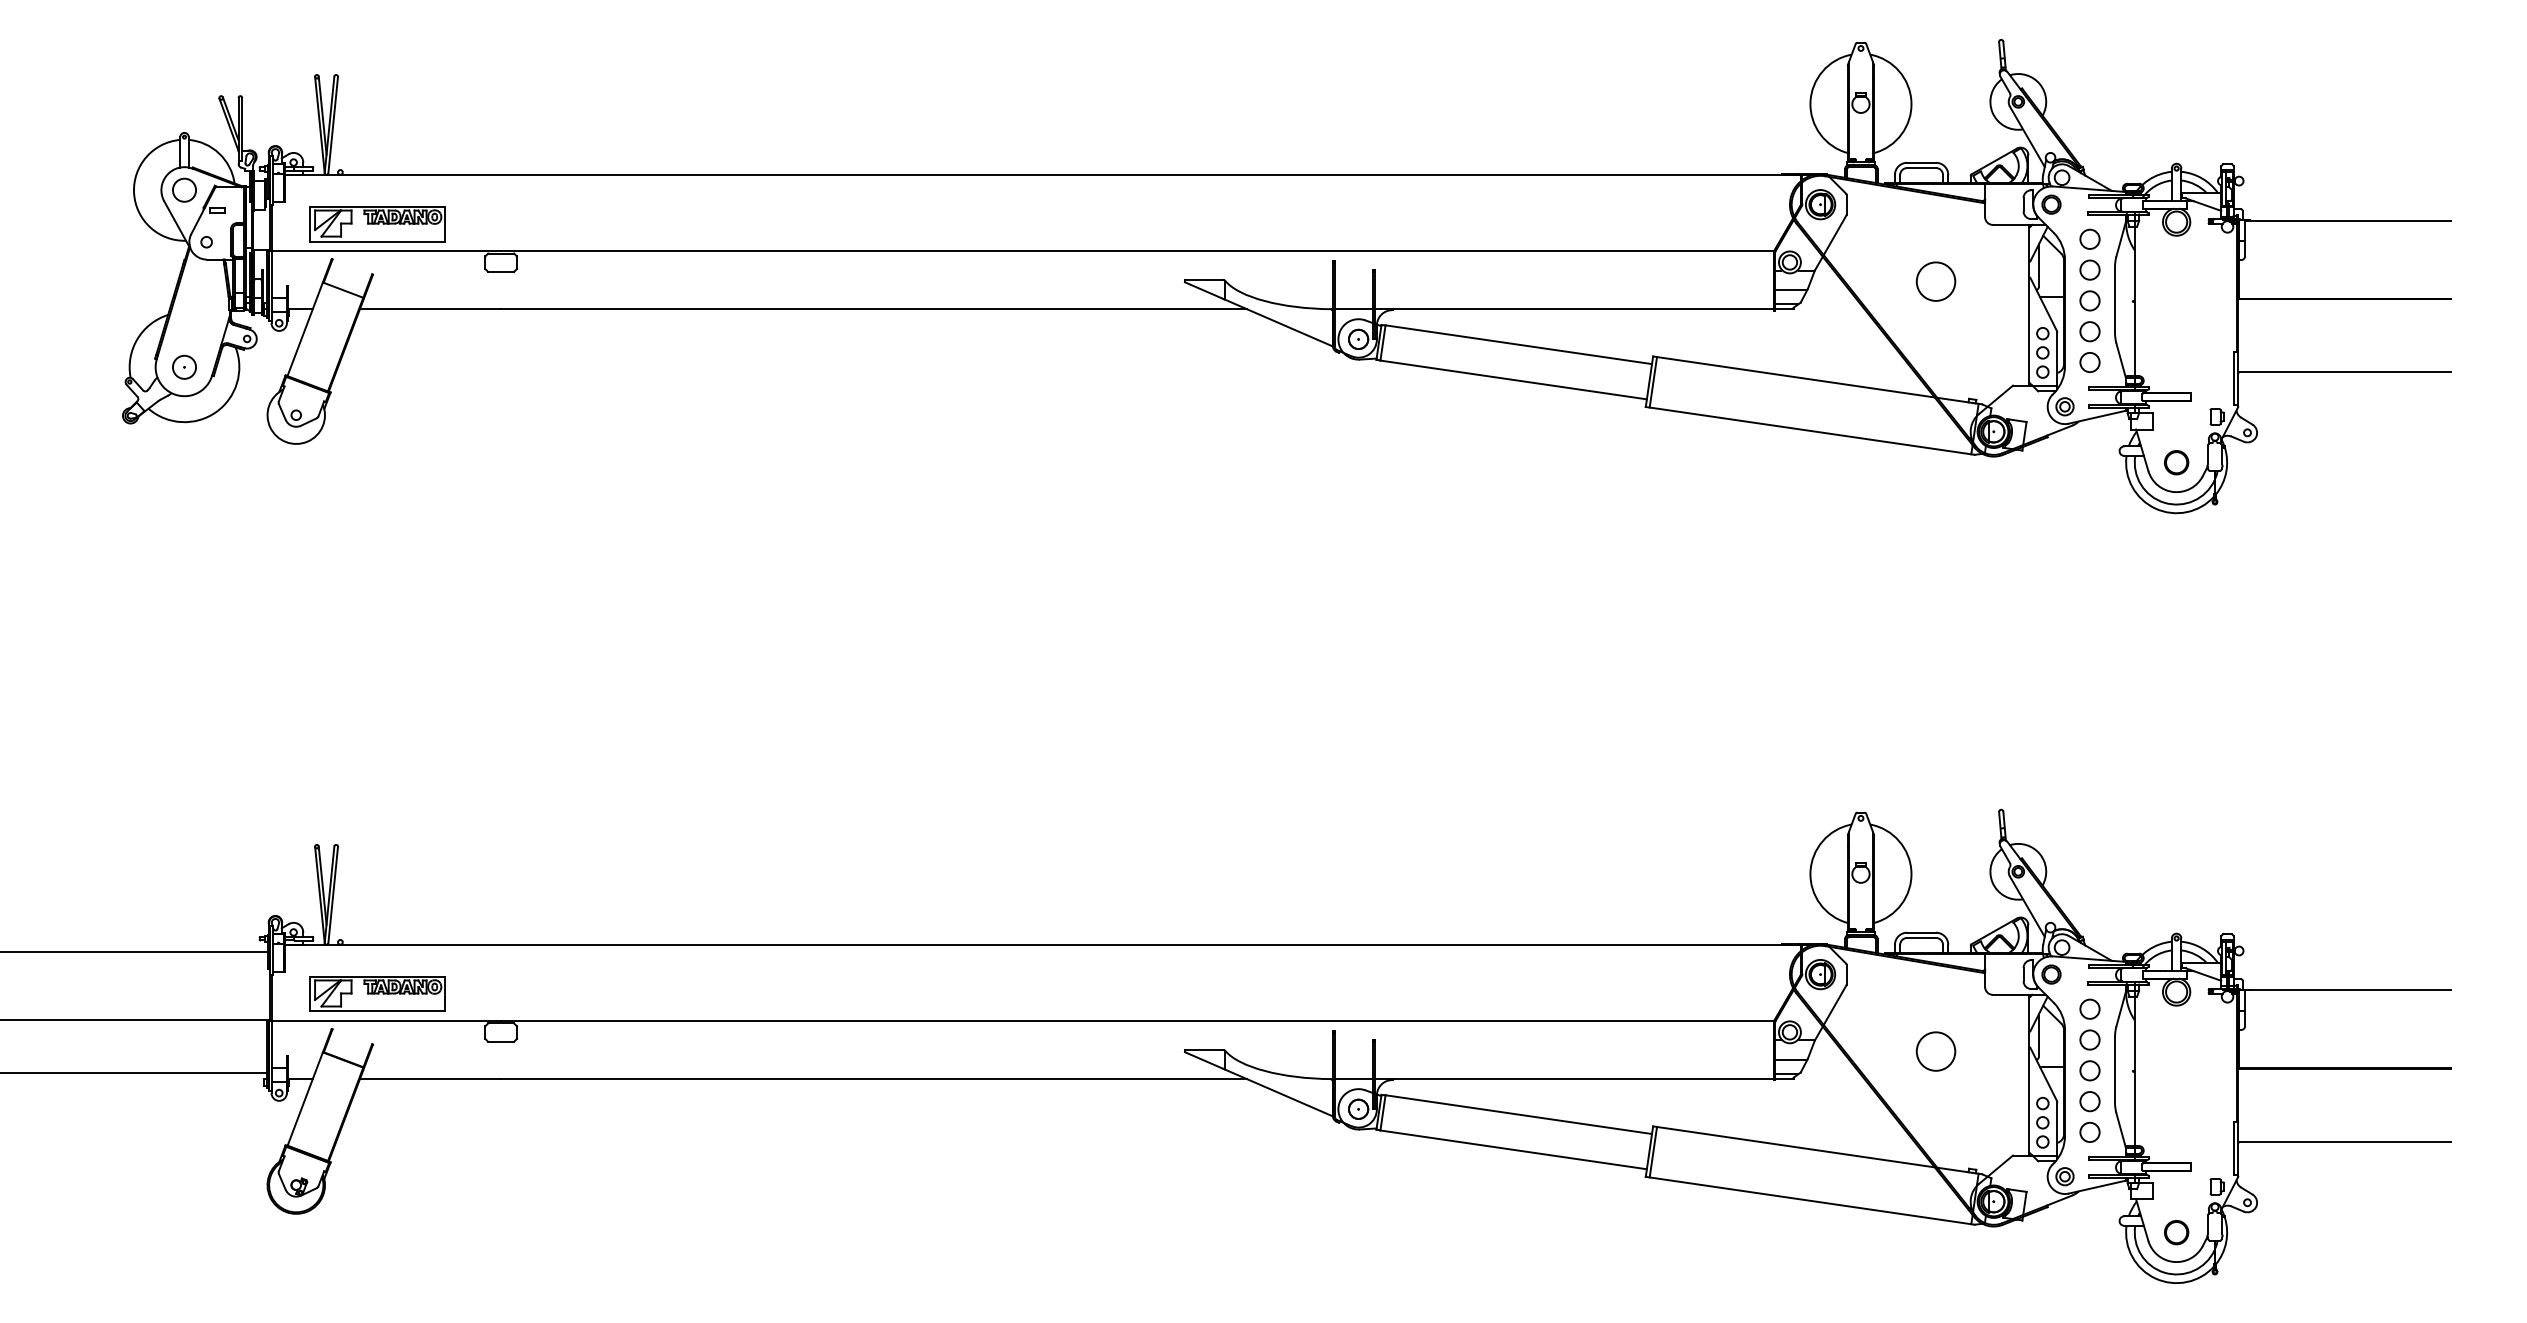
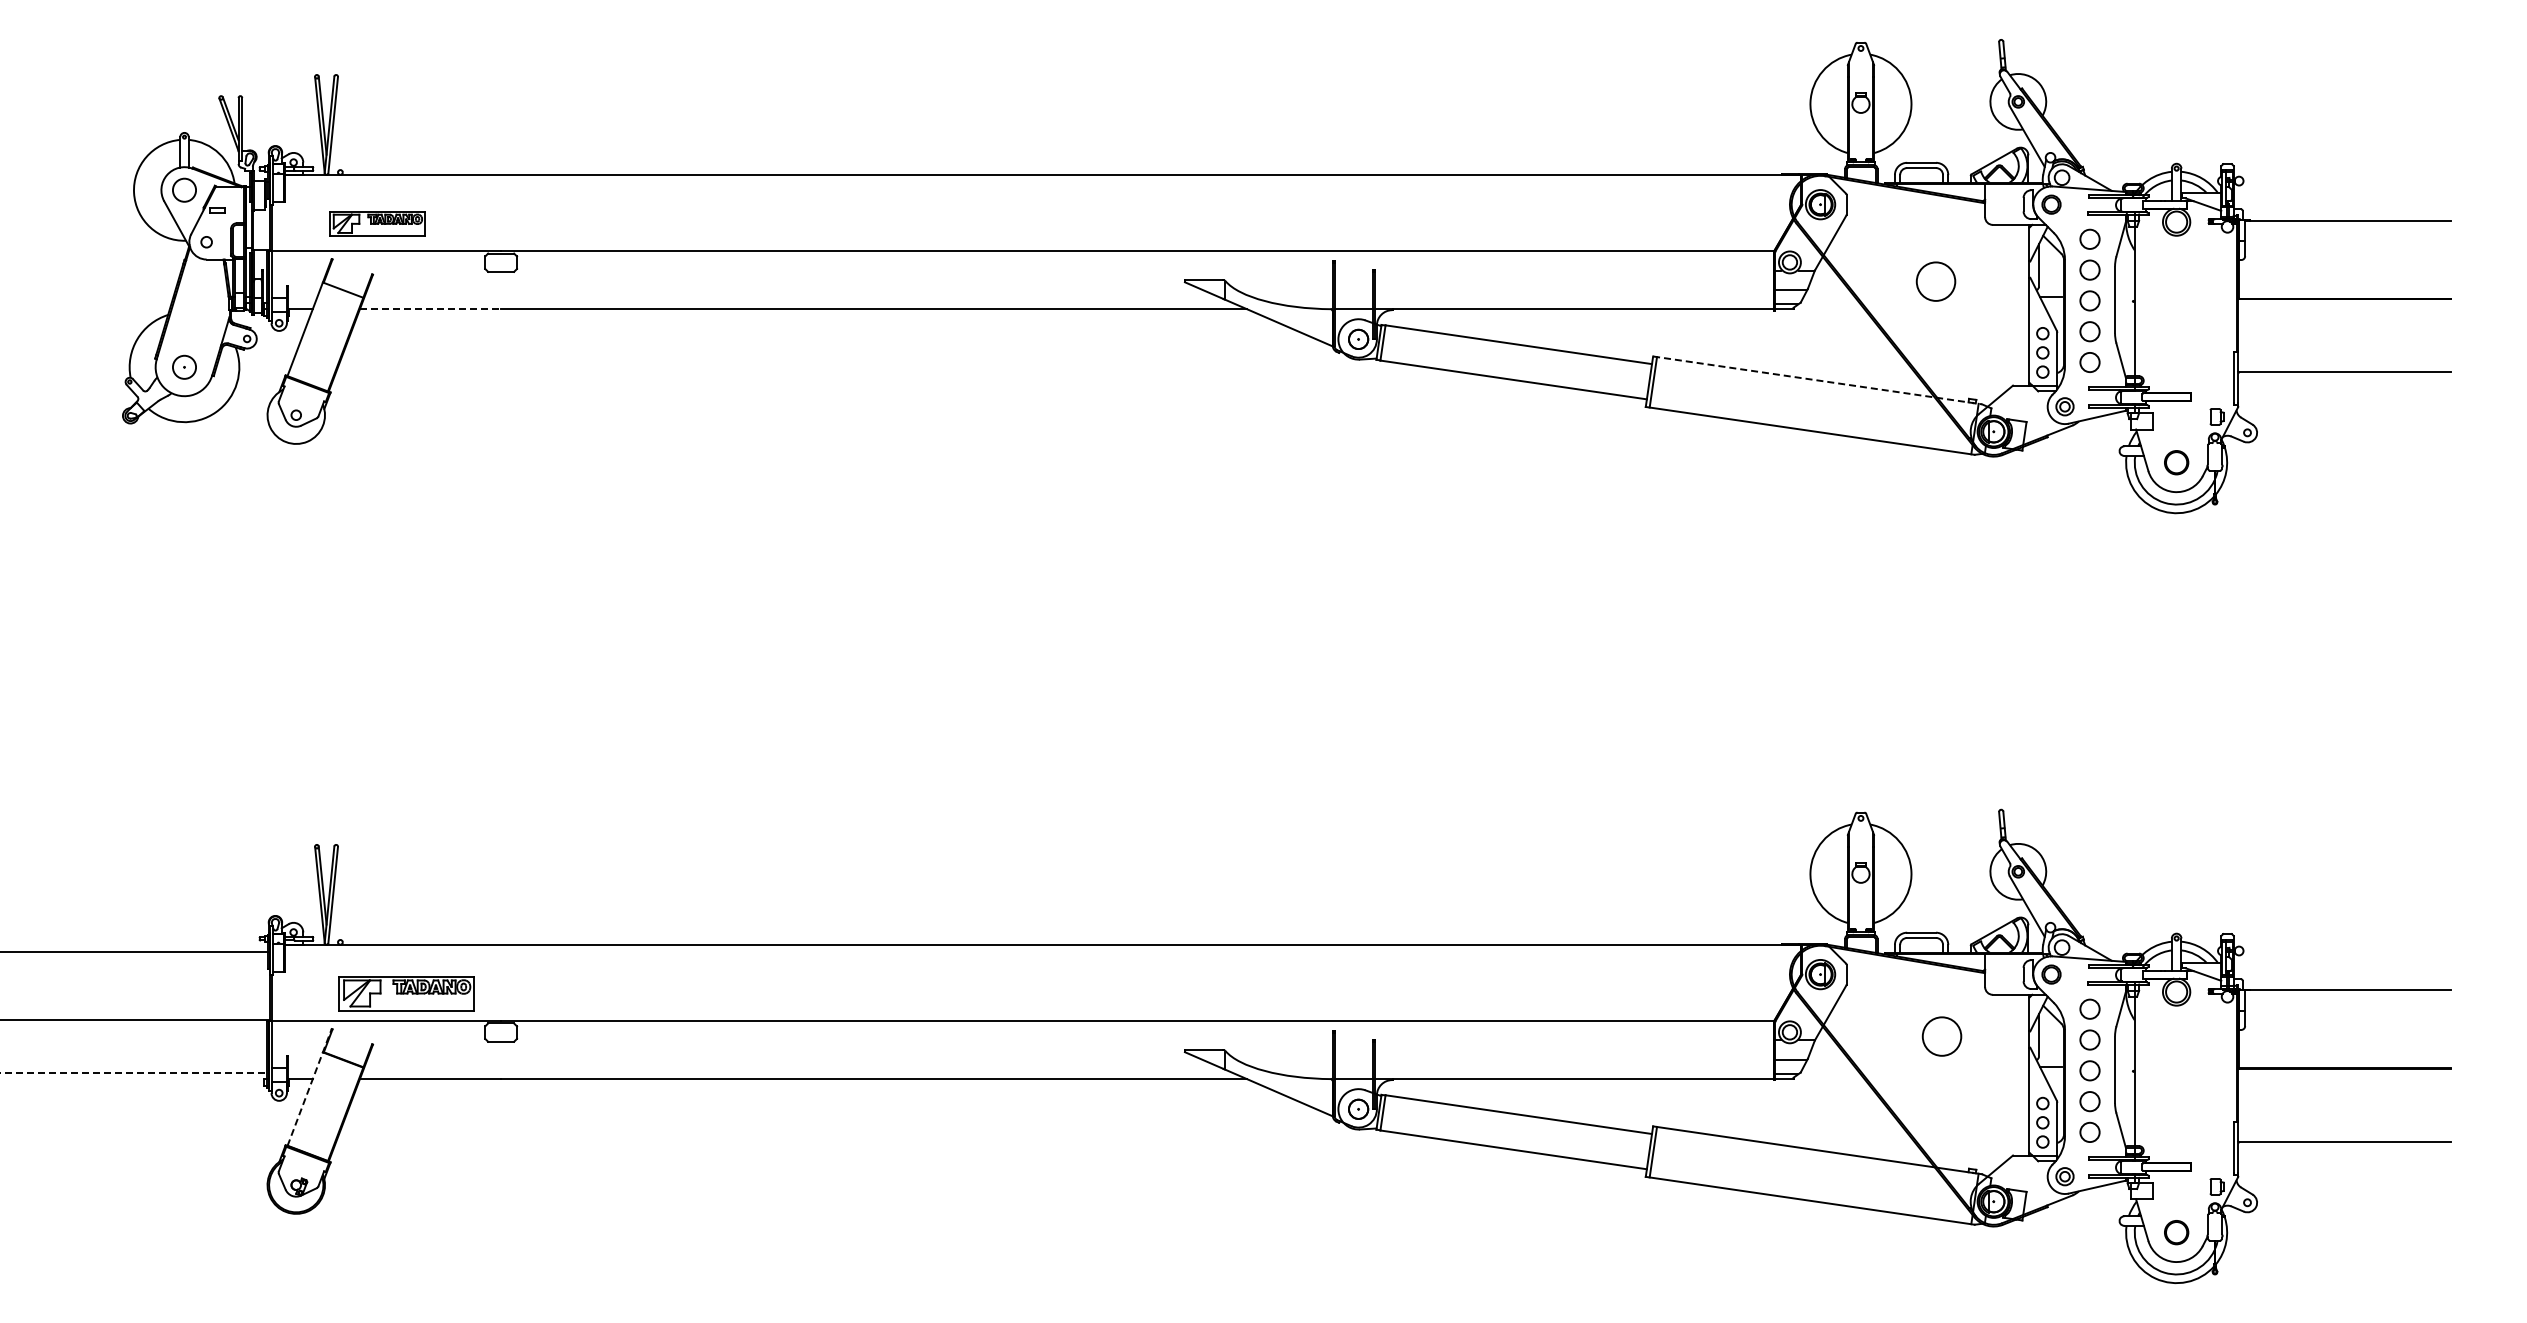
part size: 137x37 px -> 97x26 px (377, 223)
line: solid -> dashed (430, 309)
line: solid -> dashed (1818, 380)
part position: (377, 993) -> (406, 993) (406, 993)
circle position: (1935, 1051) -> (1941, 1036) (1941, 1036)
line: solid -> dashed (134, 1072)
line: solid -> dashed (309, 1087)
